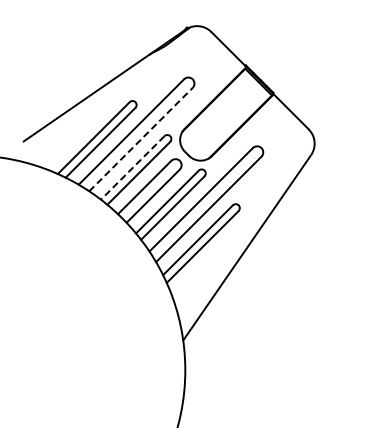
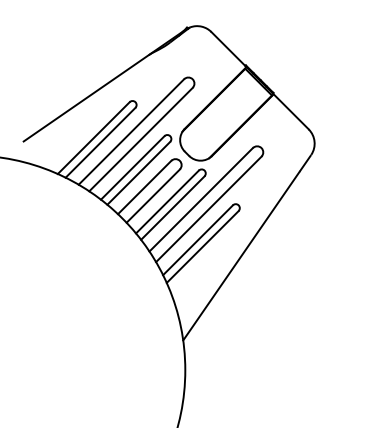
line: dashed -> solid (141, 139)
line: dashed -> solid (132, 167)
